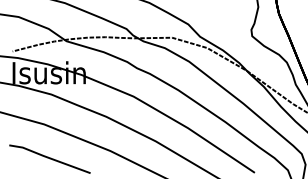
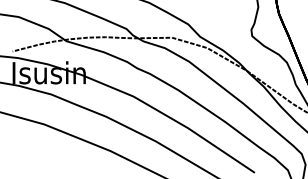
line: present -> none (49, 158)
